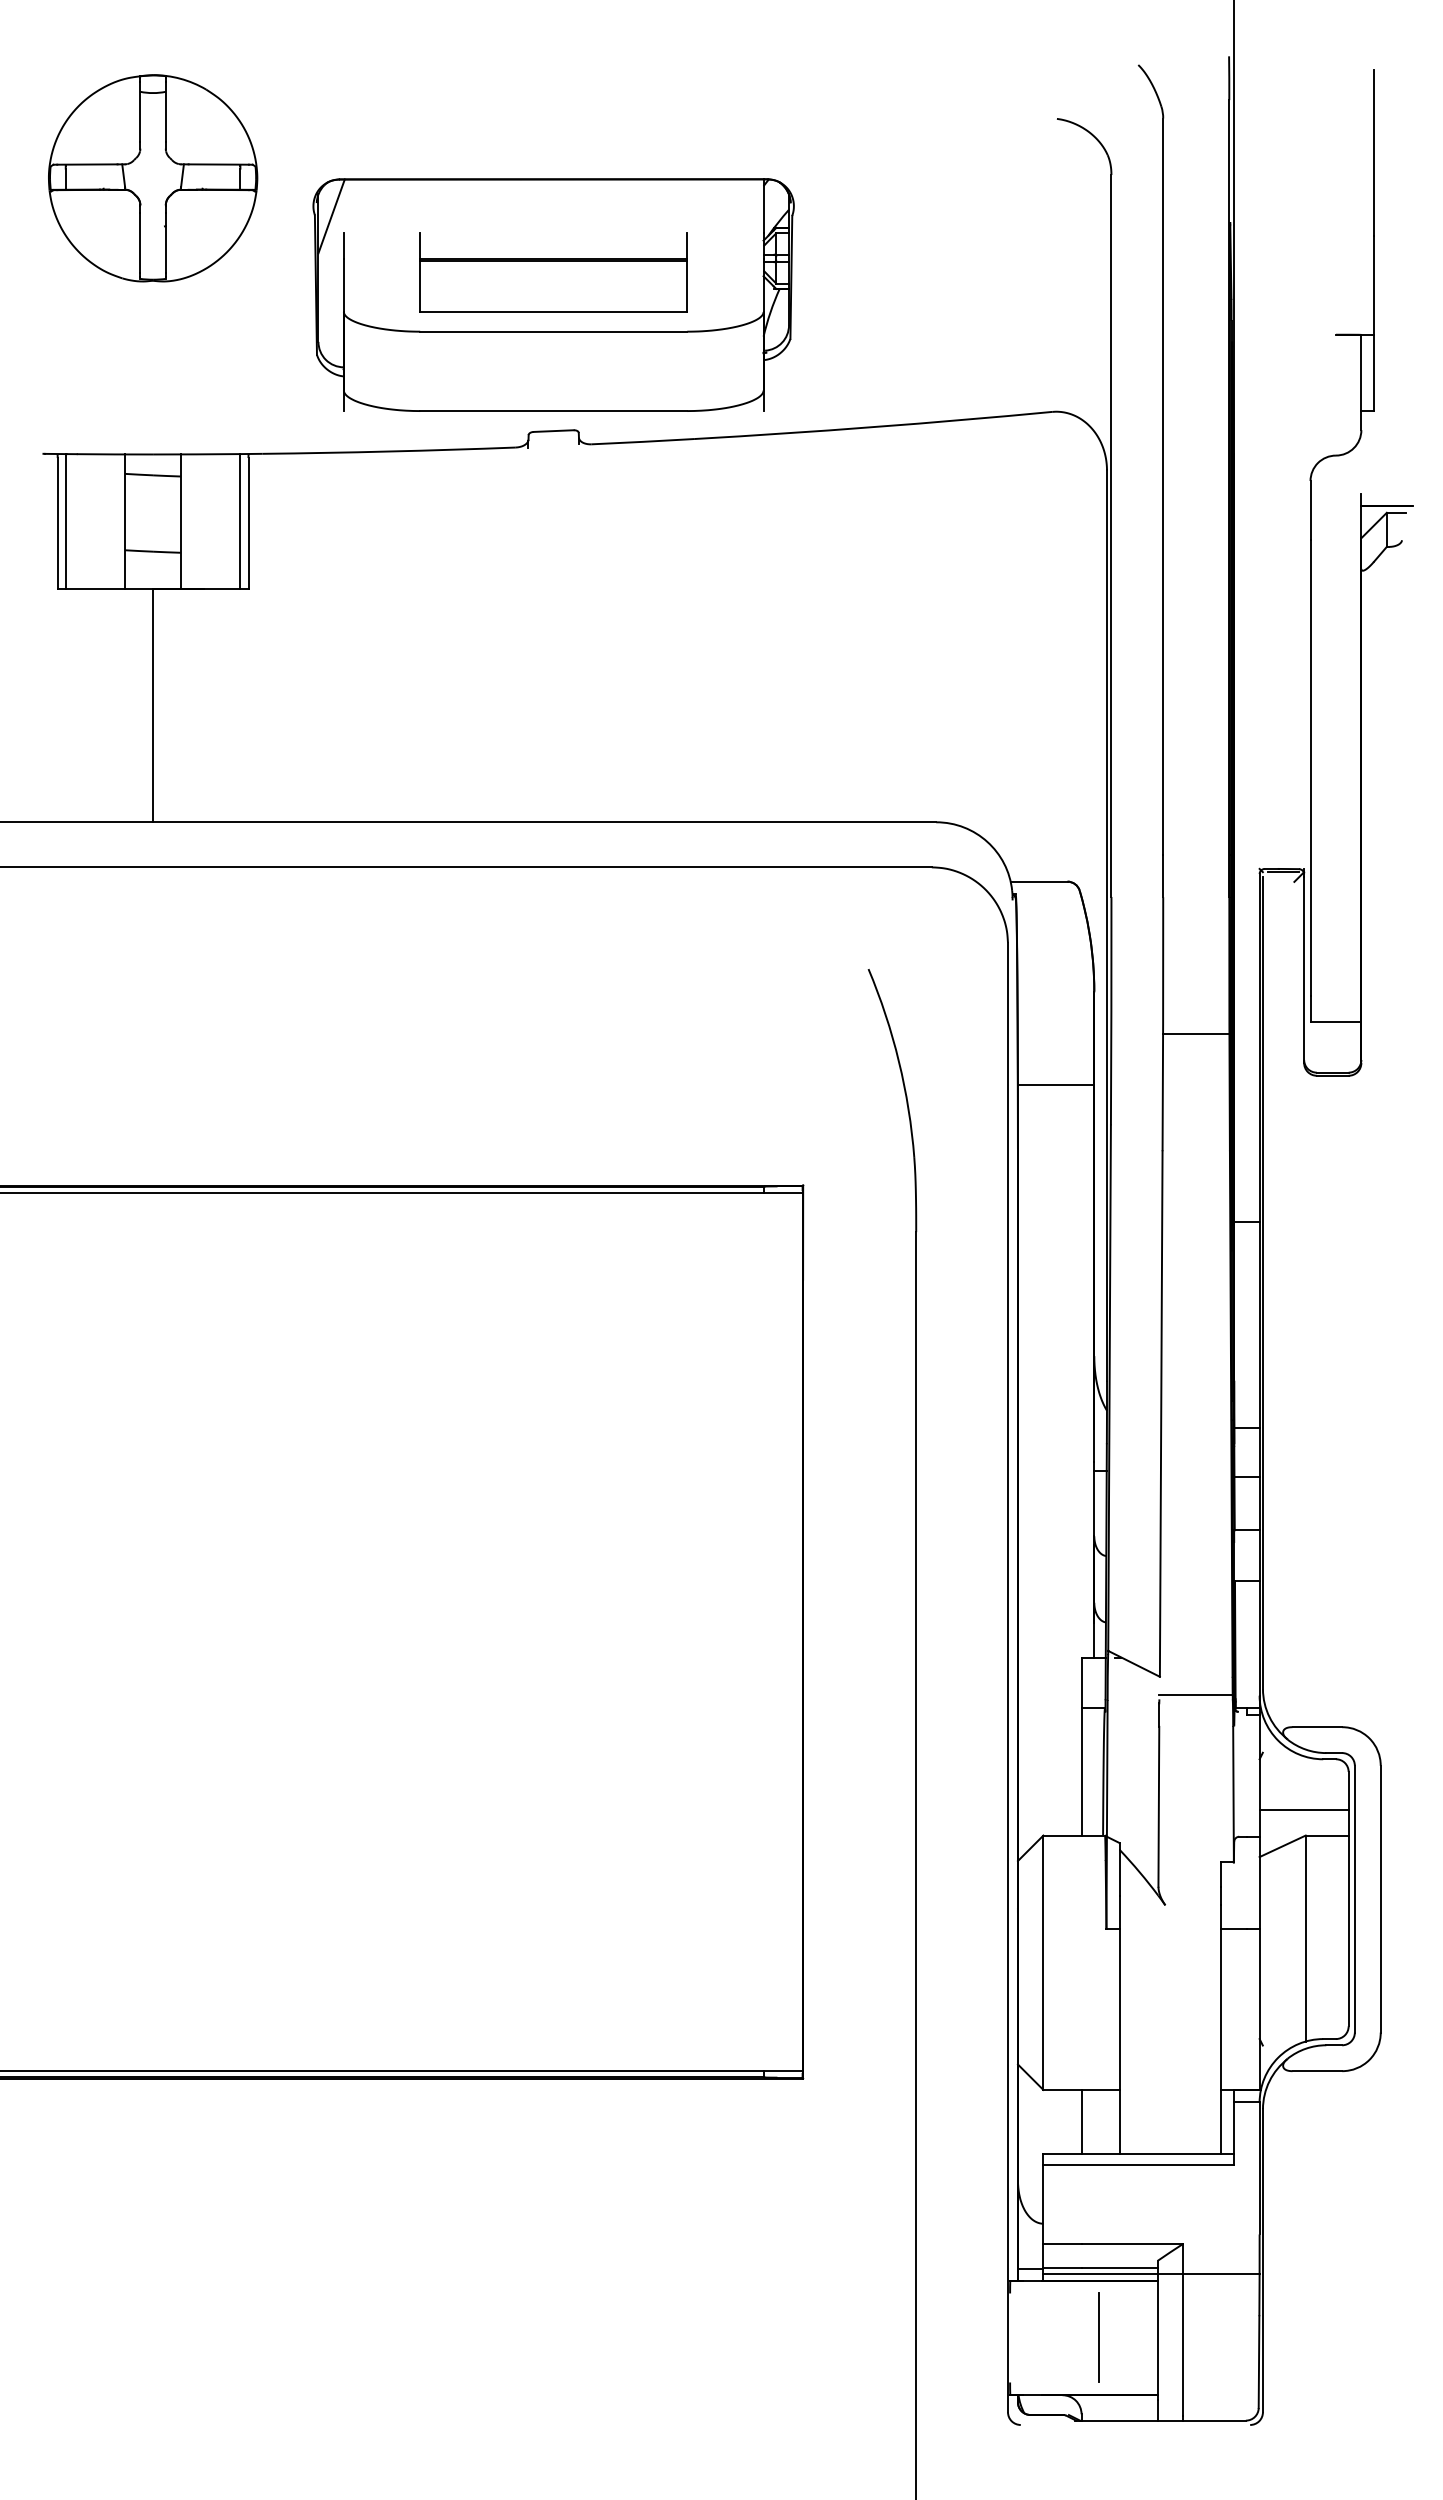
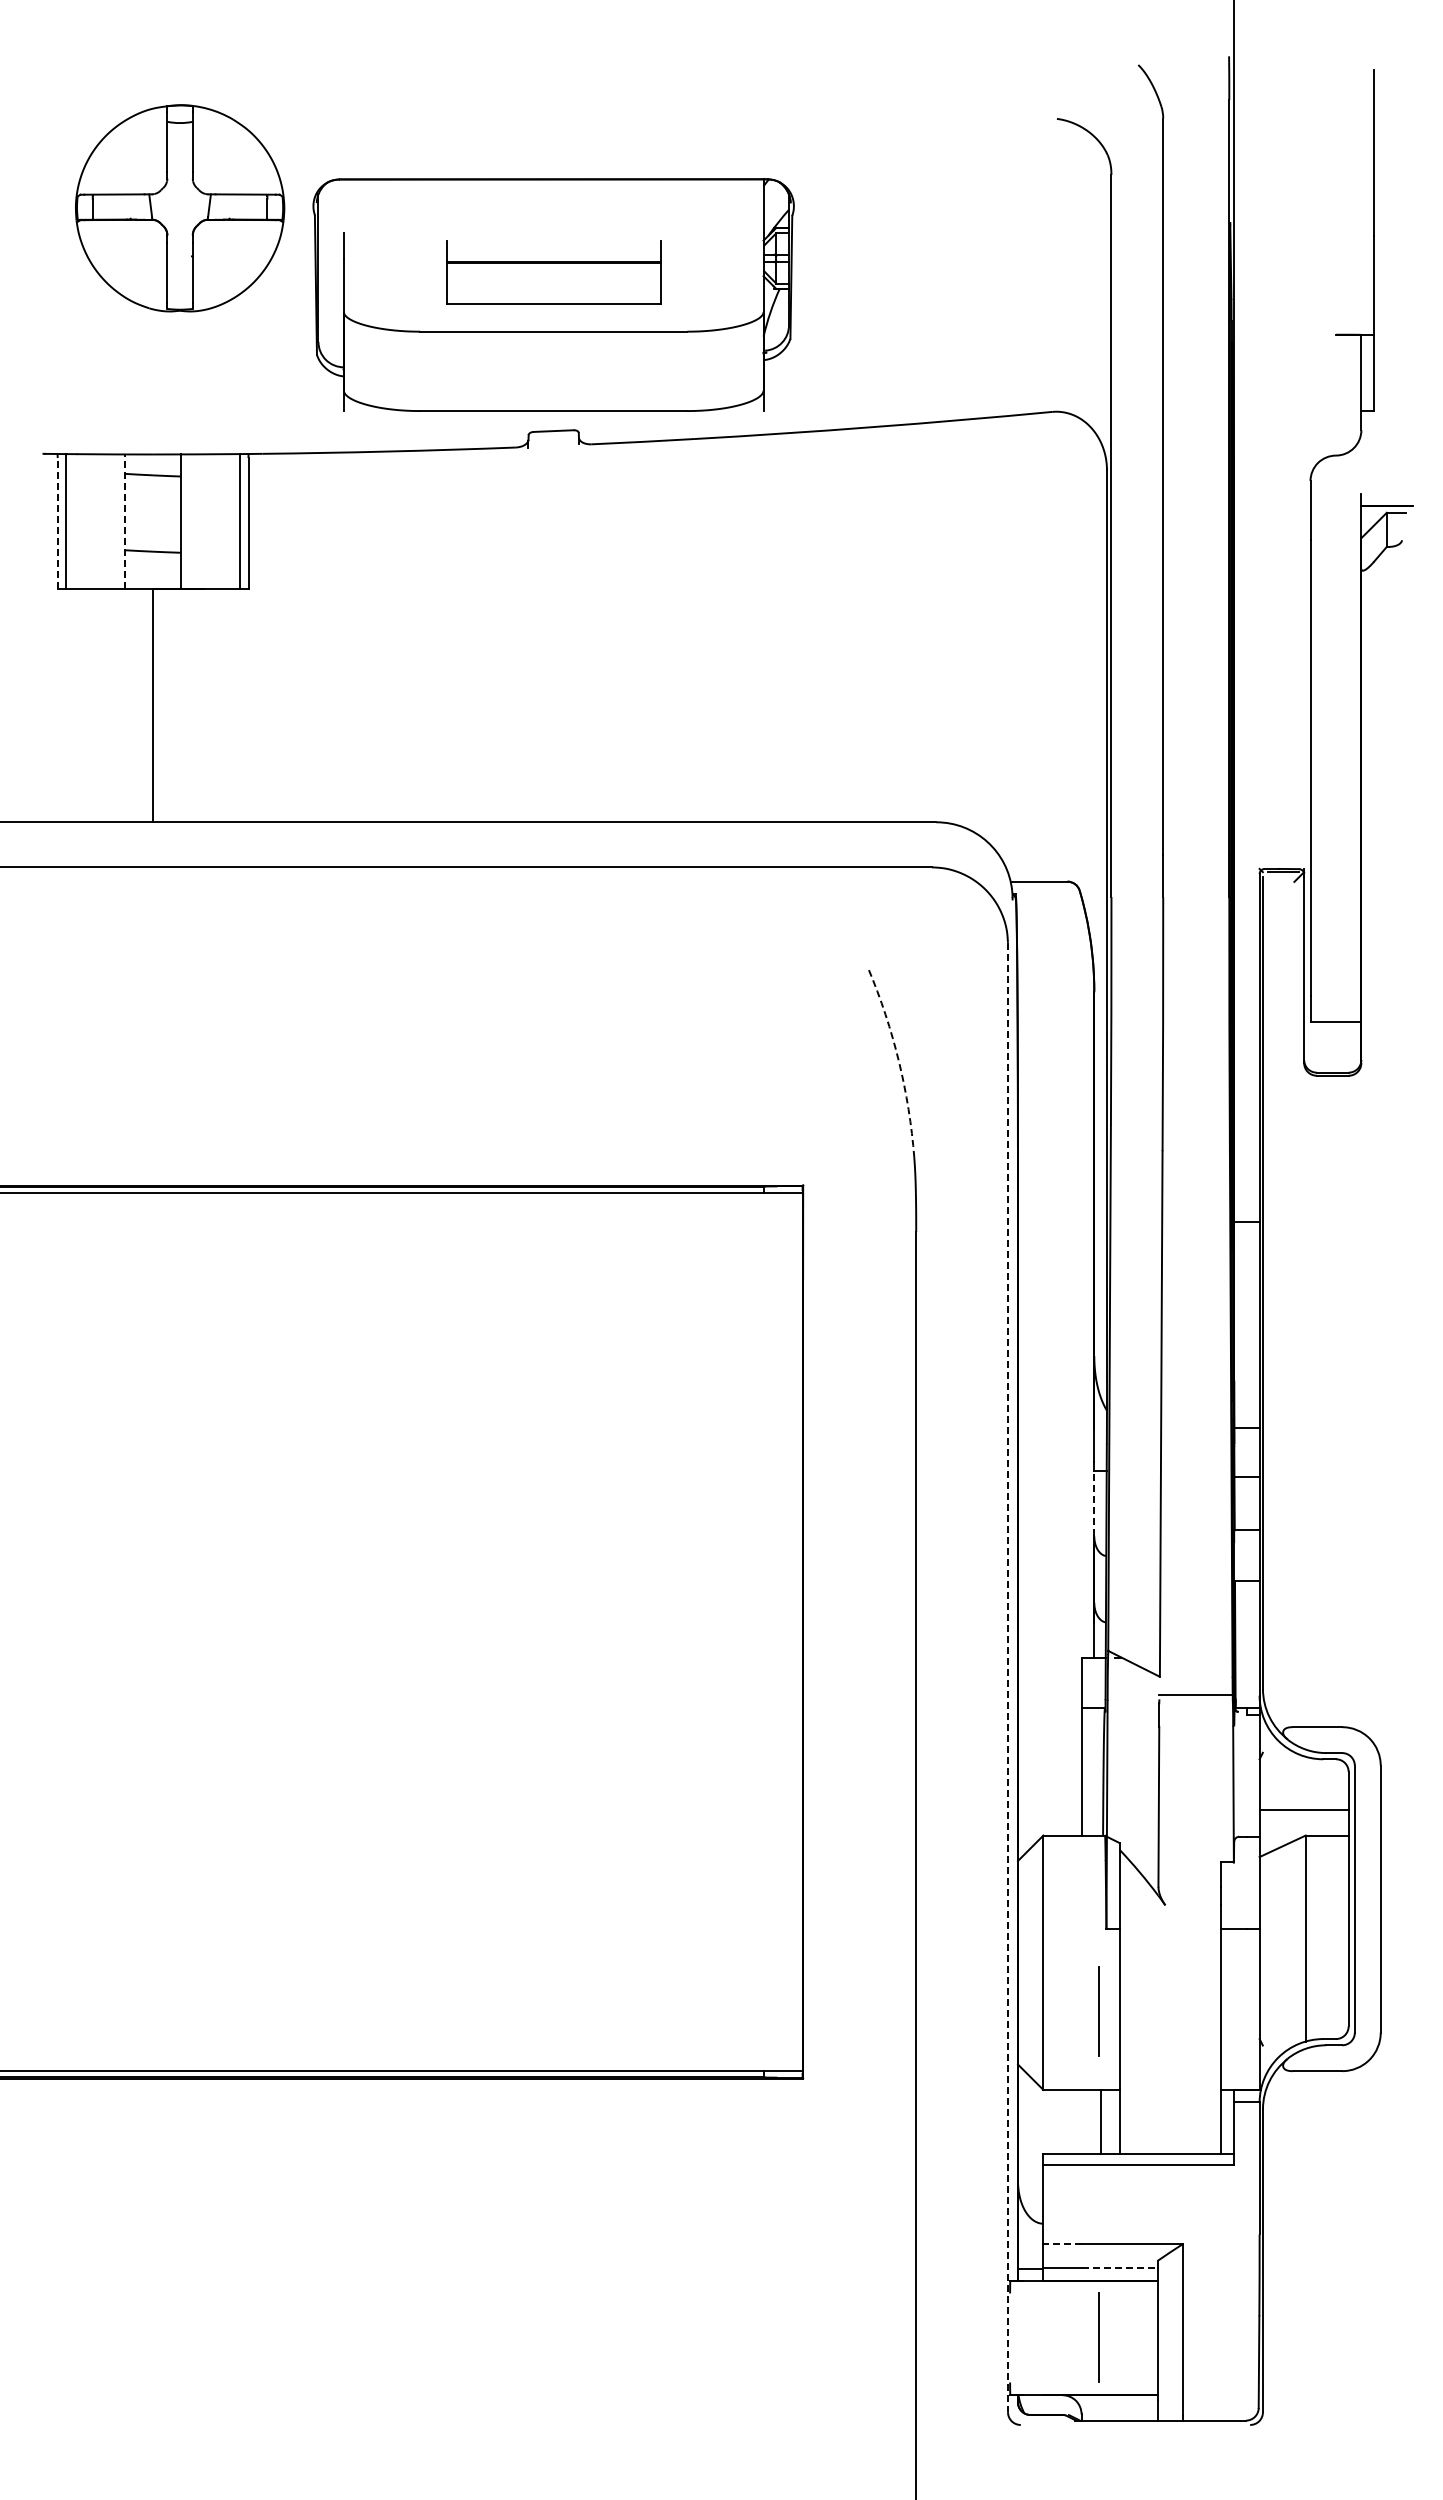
part position: (153, 178) -> (180, 208) (180, 208)
line: present -> none (331, 216)
part size: 269x81 px -> 216x65 px (553, 272)
line: solid -> dashed (125, 521)
line: solid -> dashed (57, 523)
line: present -> none (1195, 1033)
arc: solid -> dashed (898, 1061)
line: present -> none (1055, 1085)
line: solid -> dashed (1094, 1503)
line: solid -> dashed (1007, 1677)
line: none -> present (1098, 2011)
line position: (1081, 2121) -> (1100, 2121) (1100, 2121)
line: solid -> dashed (1062, 2243)
line: solid -> dashed (1120, 2268)
line: present -> none (1151, 2274)
